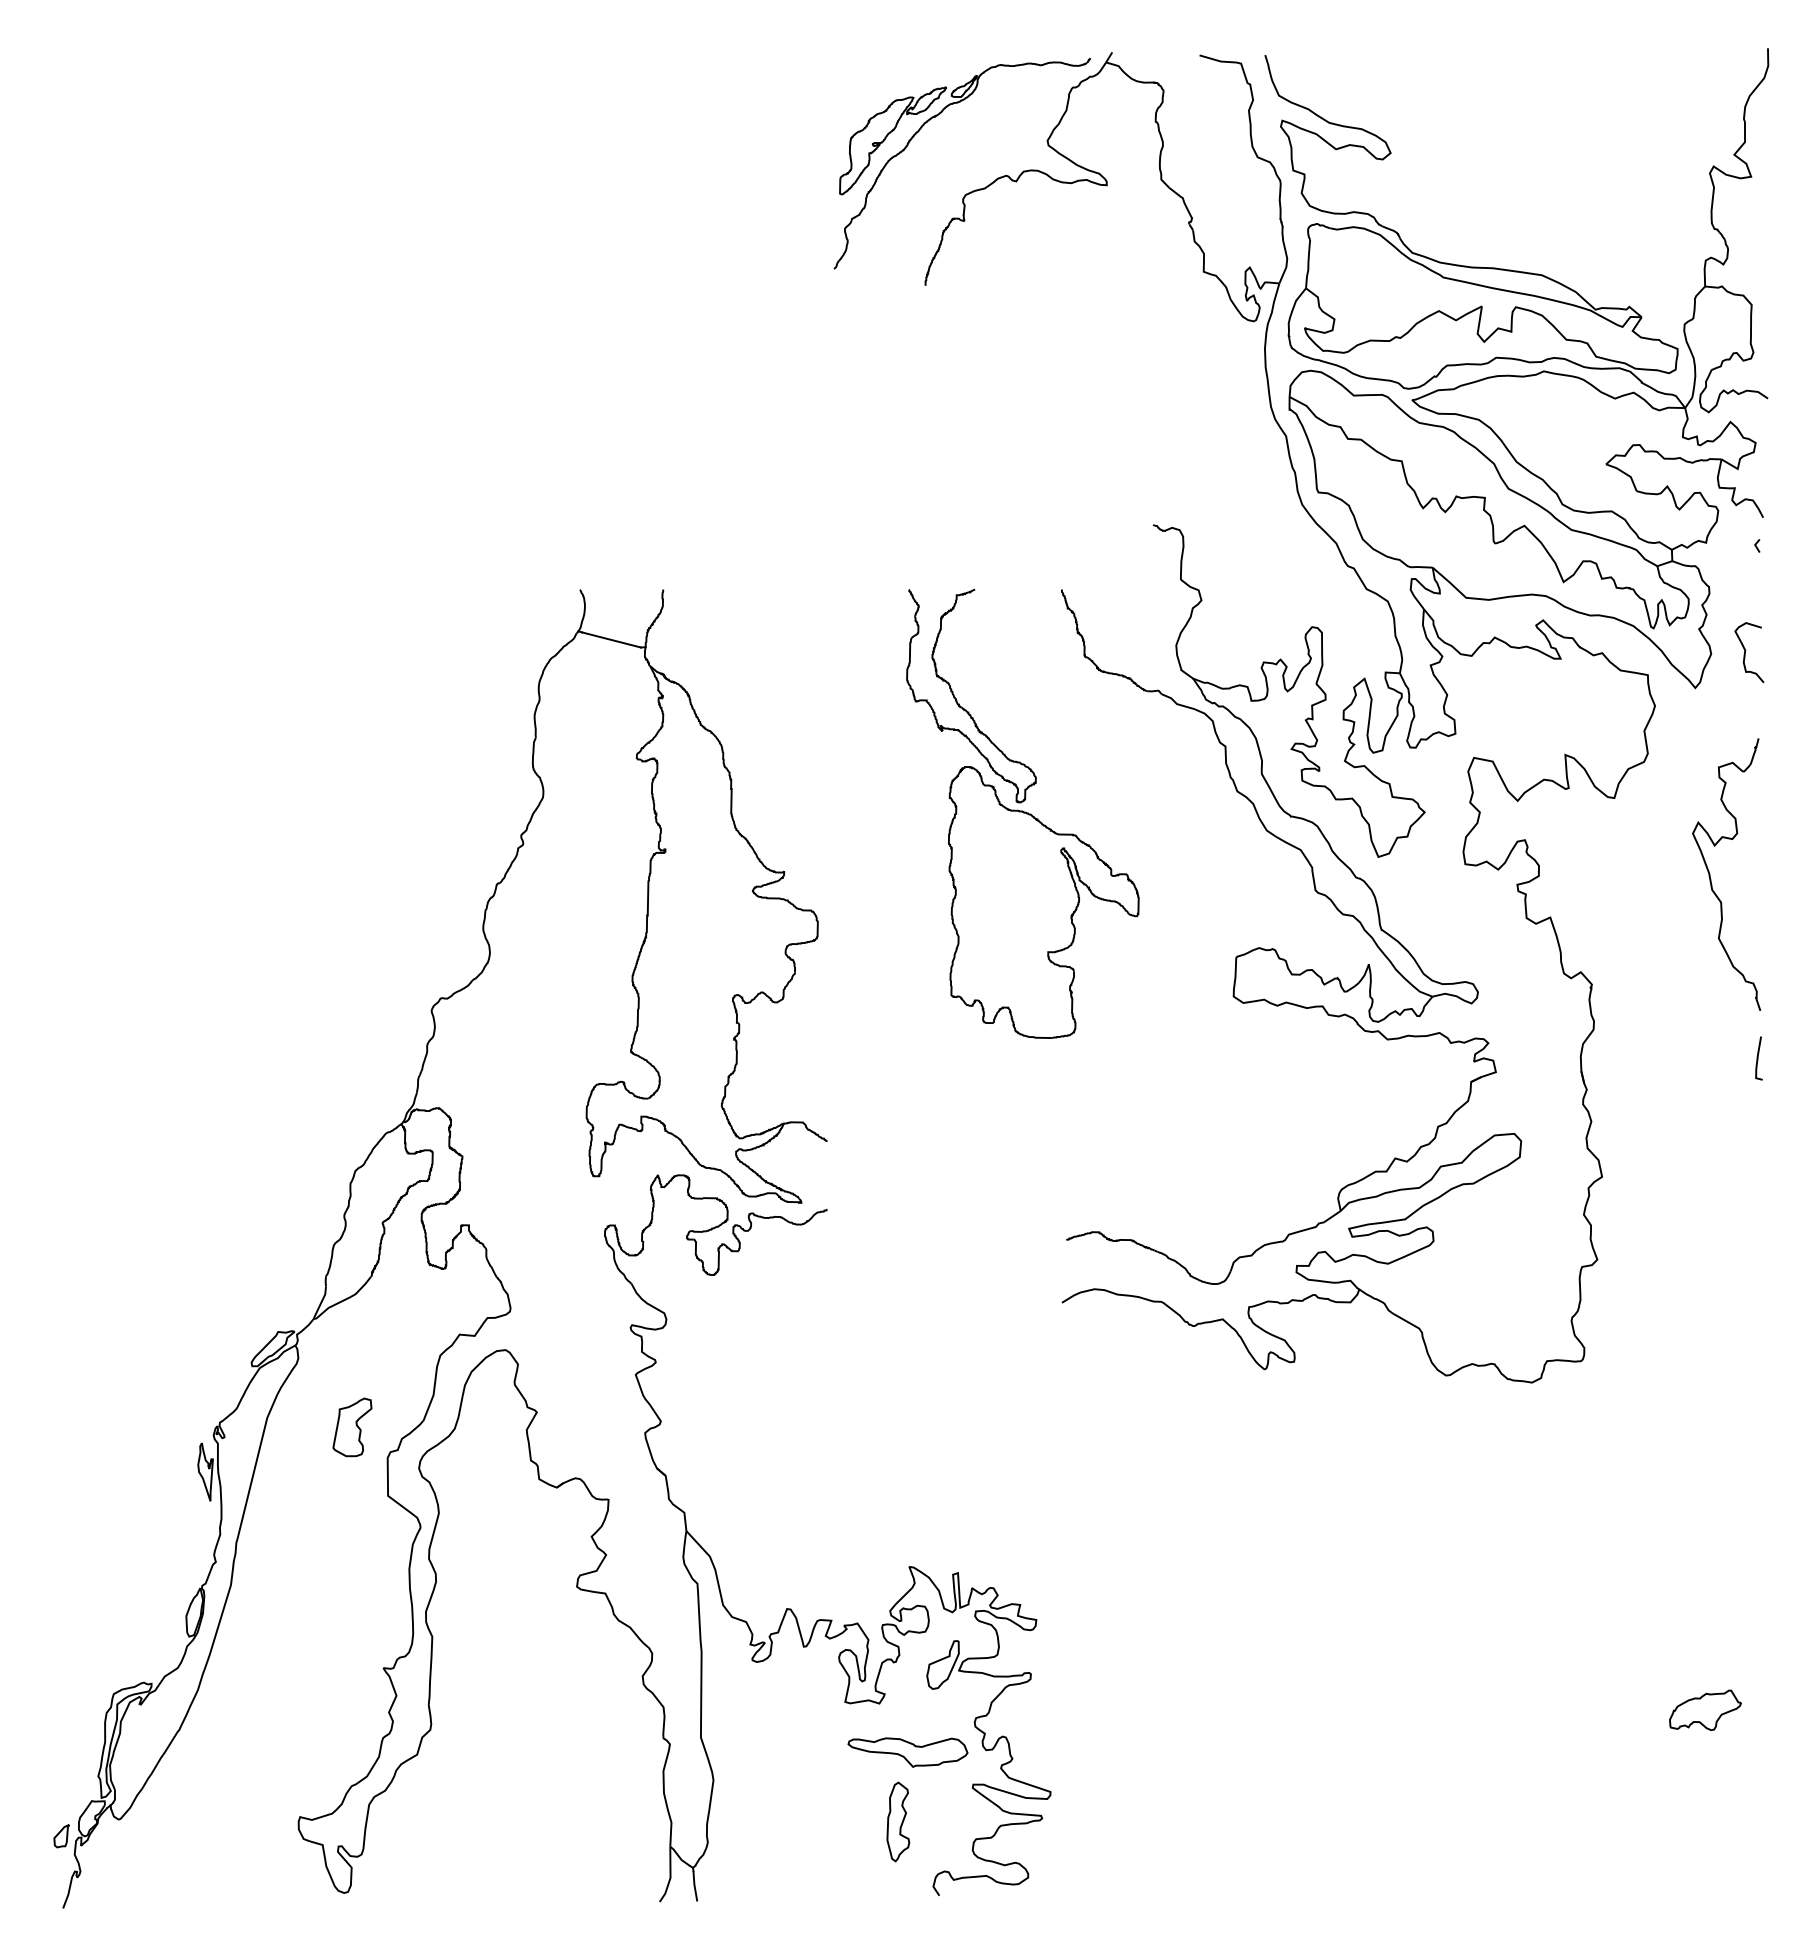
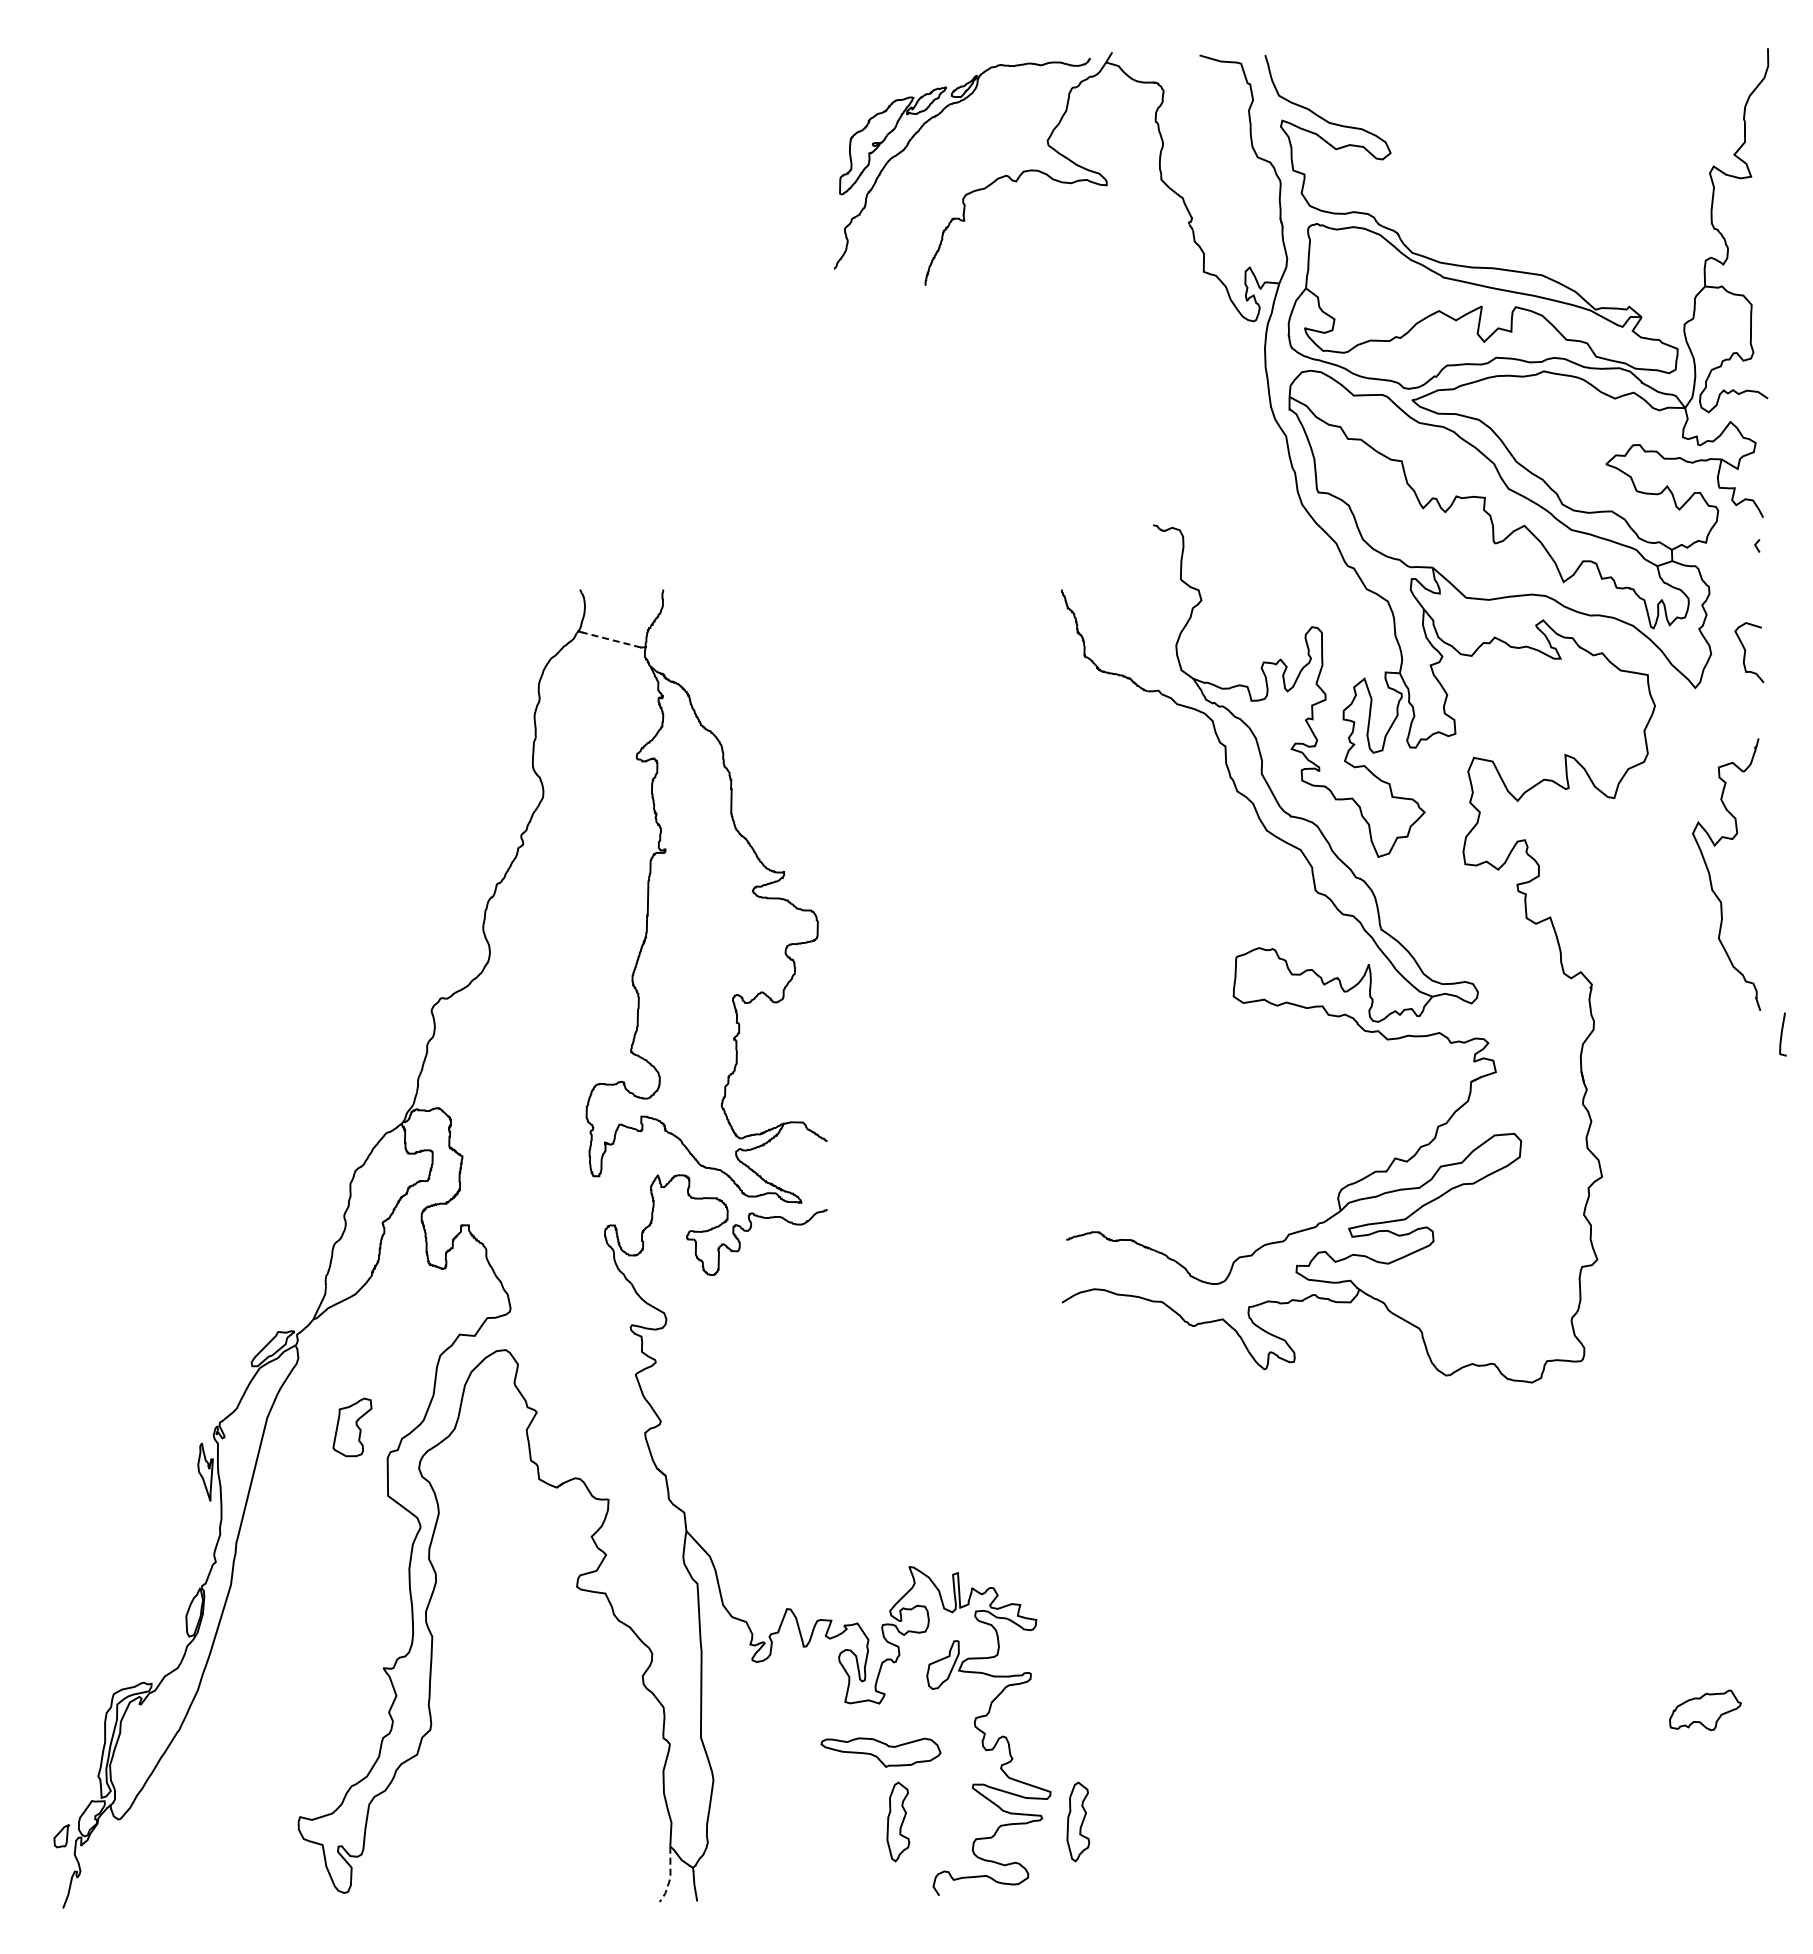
line: solid -> dashed (611, 639)
part: present -> none (1022, 813)
line position: (1758, 1058) -> (1782, 1034) (1782, 1034)
part position: (907, 1752) -> (880, 1752) (880, 1752)
part: none -> present (1078, 1821)
line: solid -> dashed (670, 1876)
